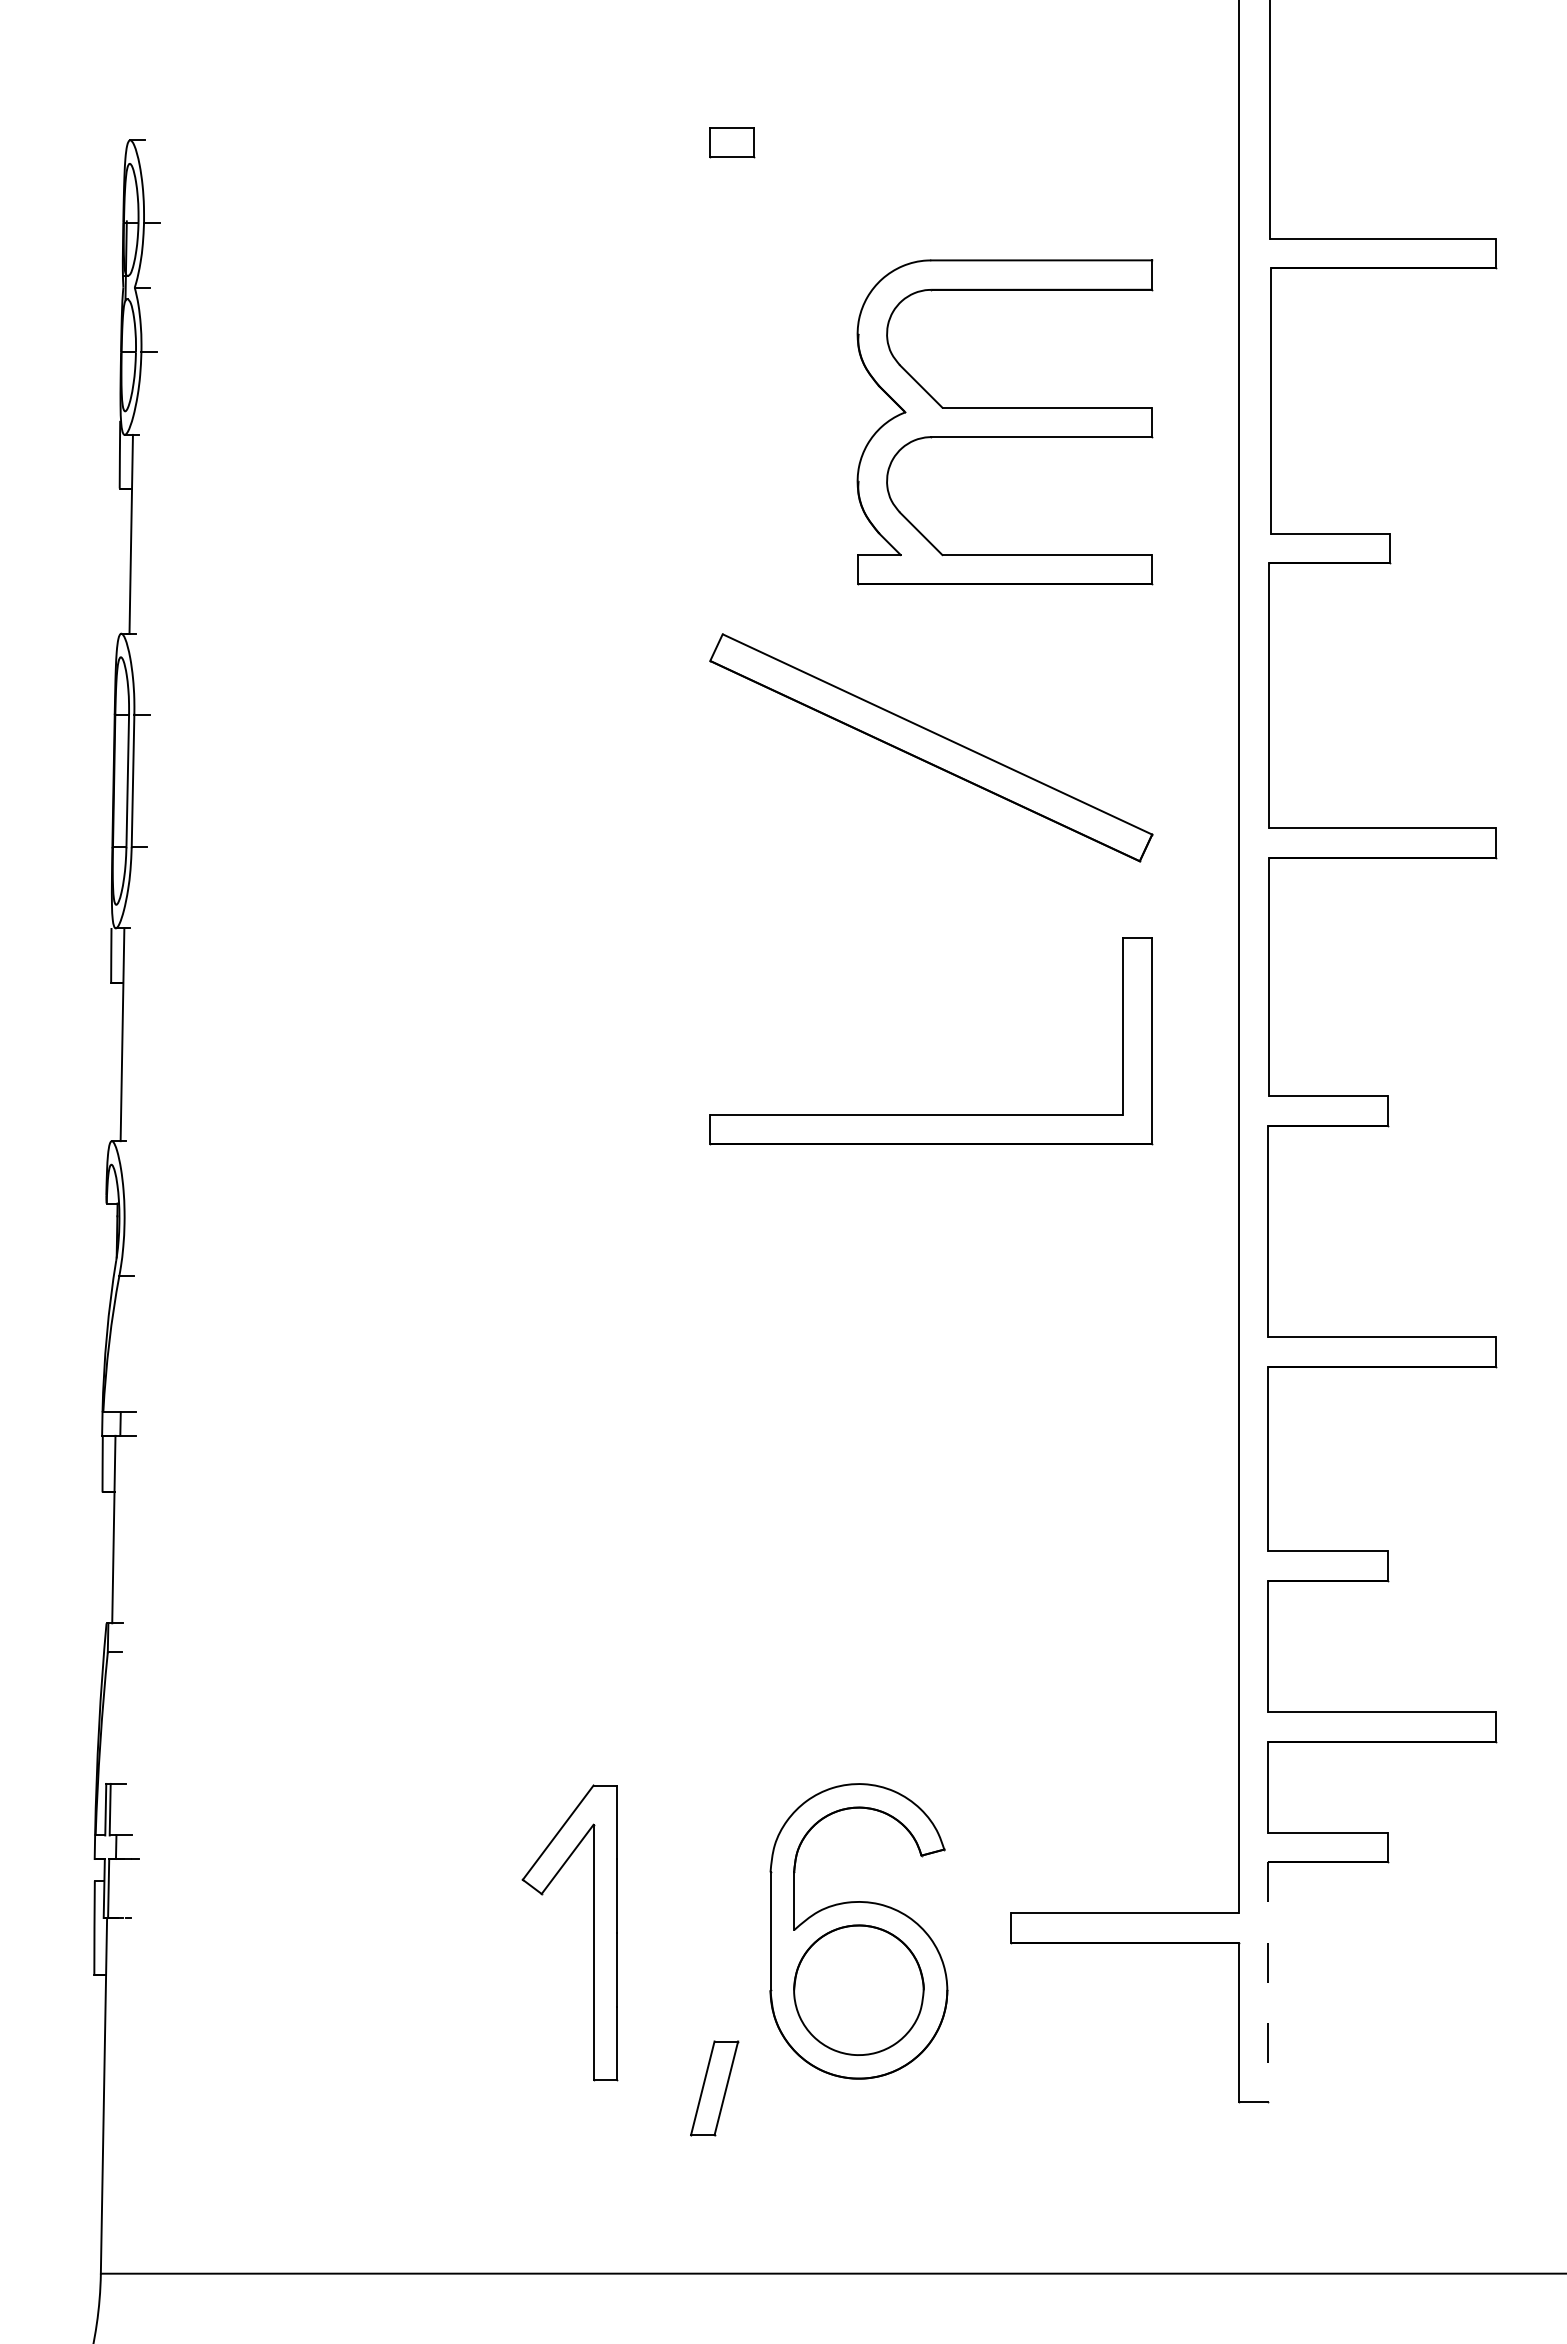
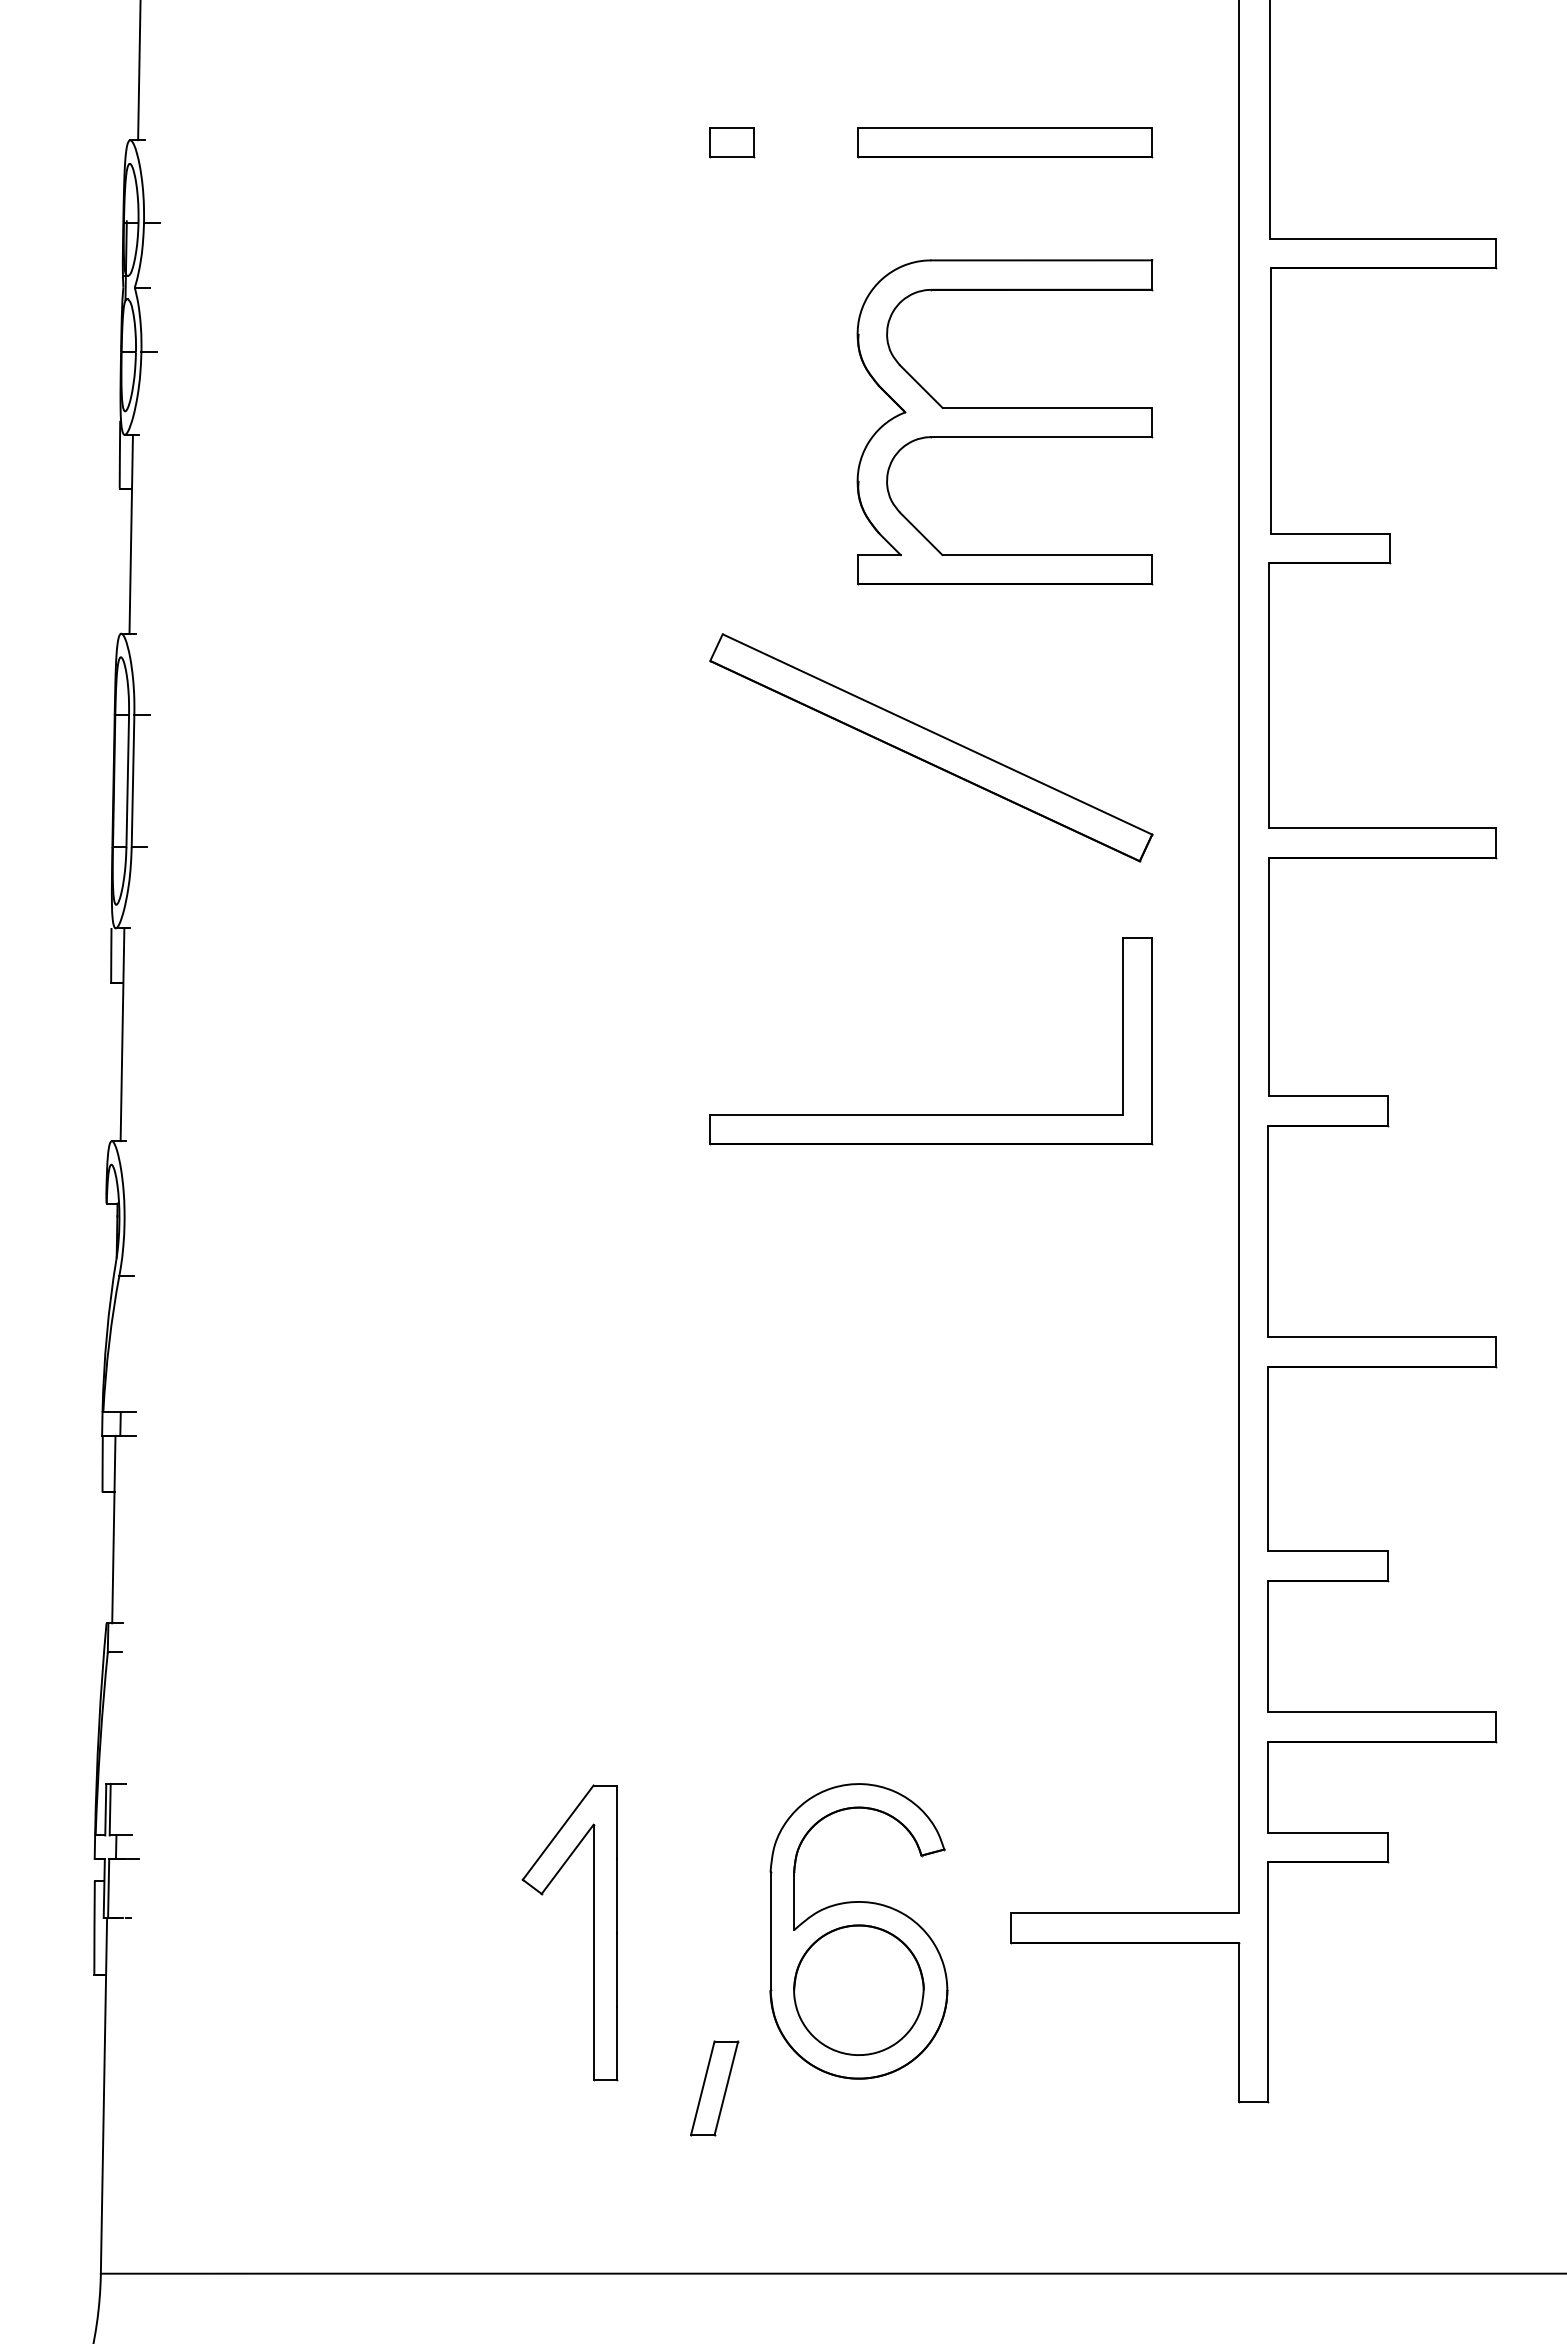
line: none -> present (139, 71)
part: none -> present (1005, 142)
line: dashed -> solid (1267, 1982)
